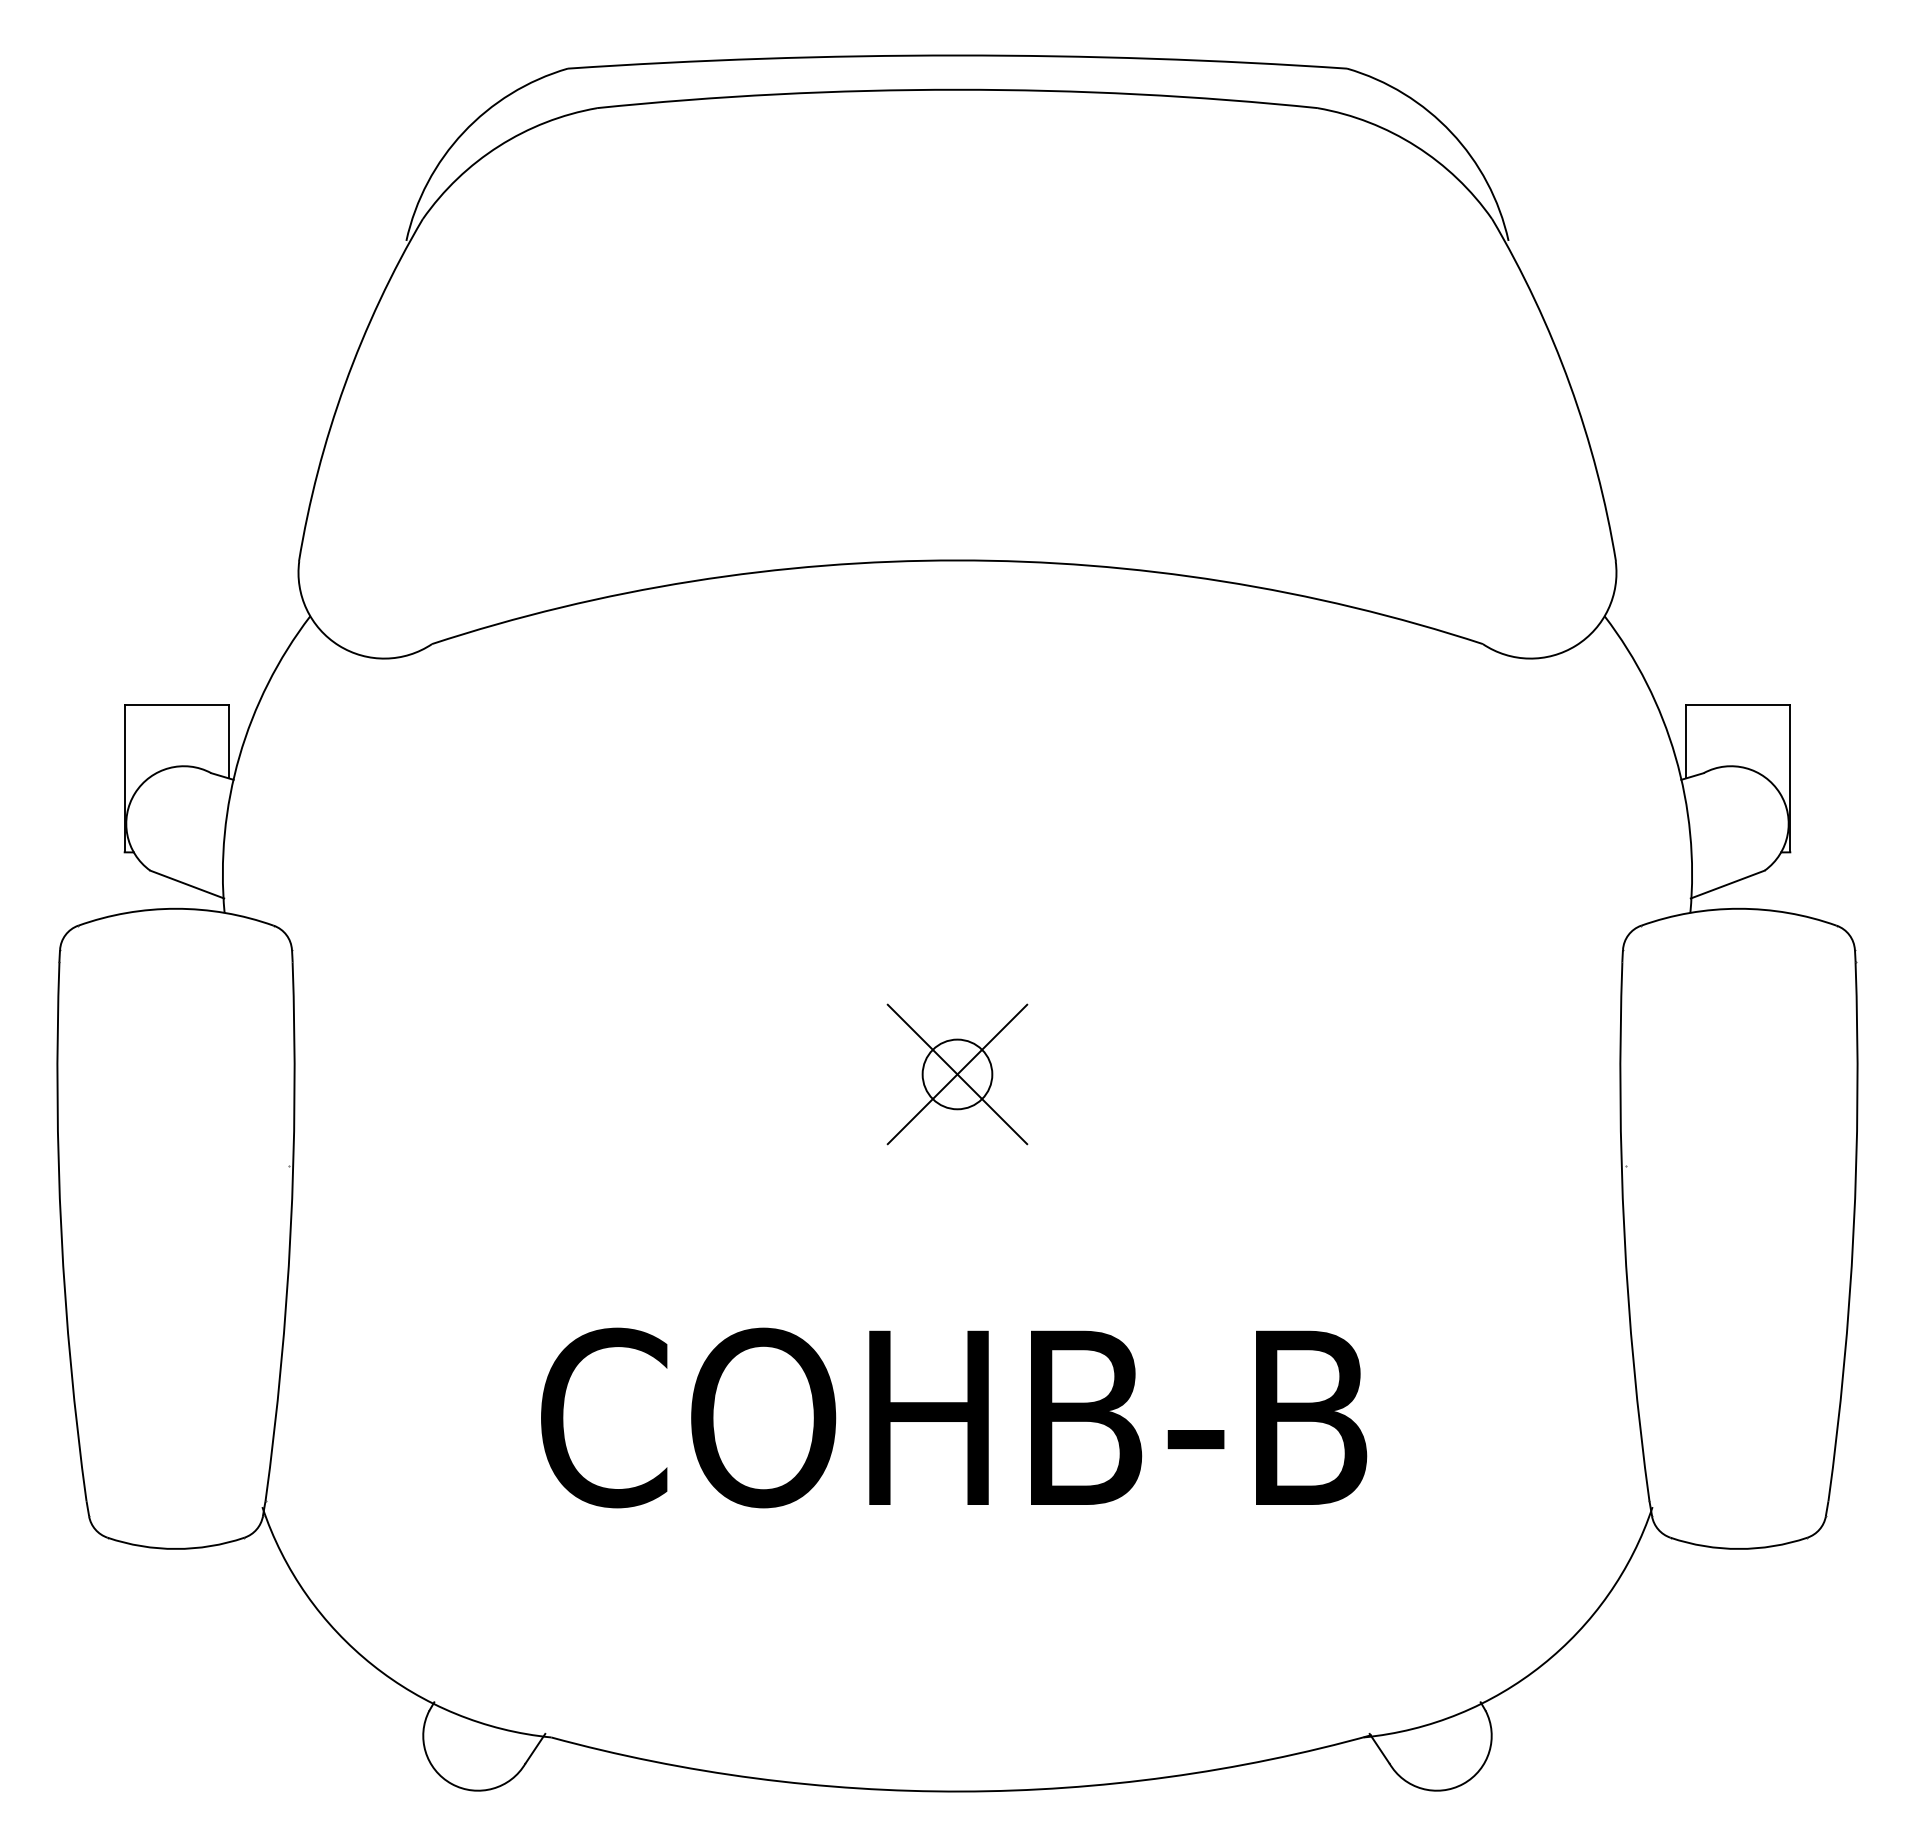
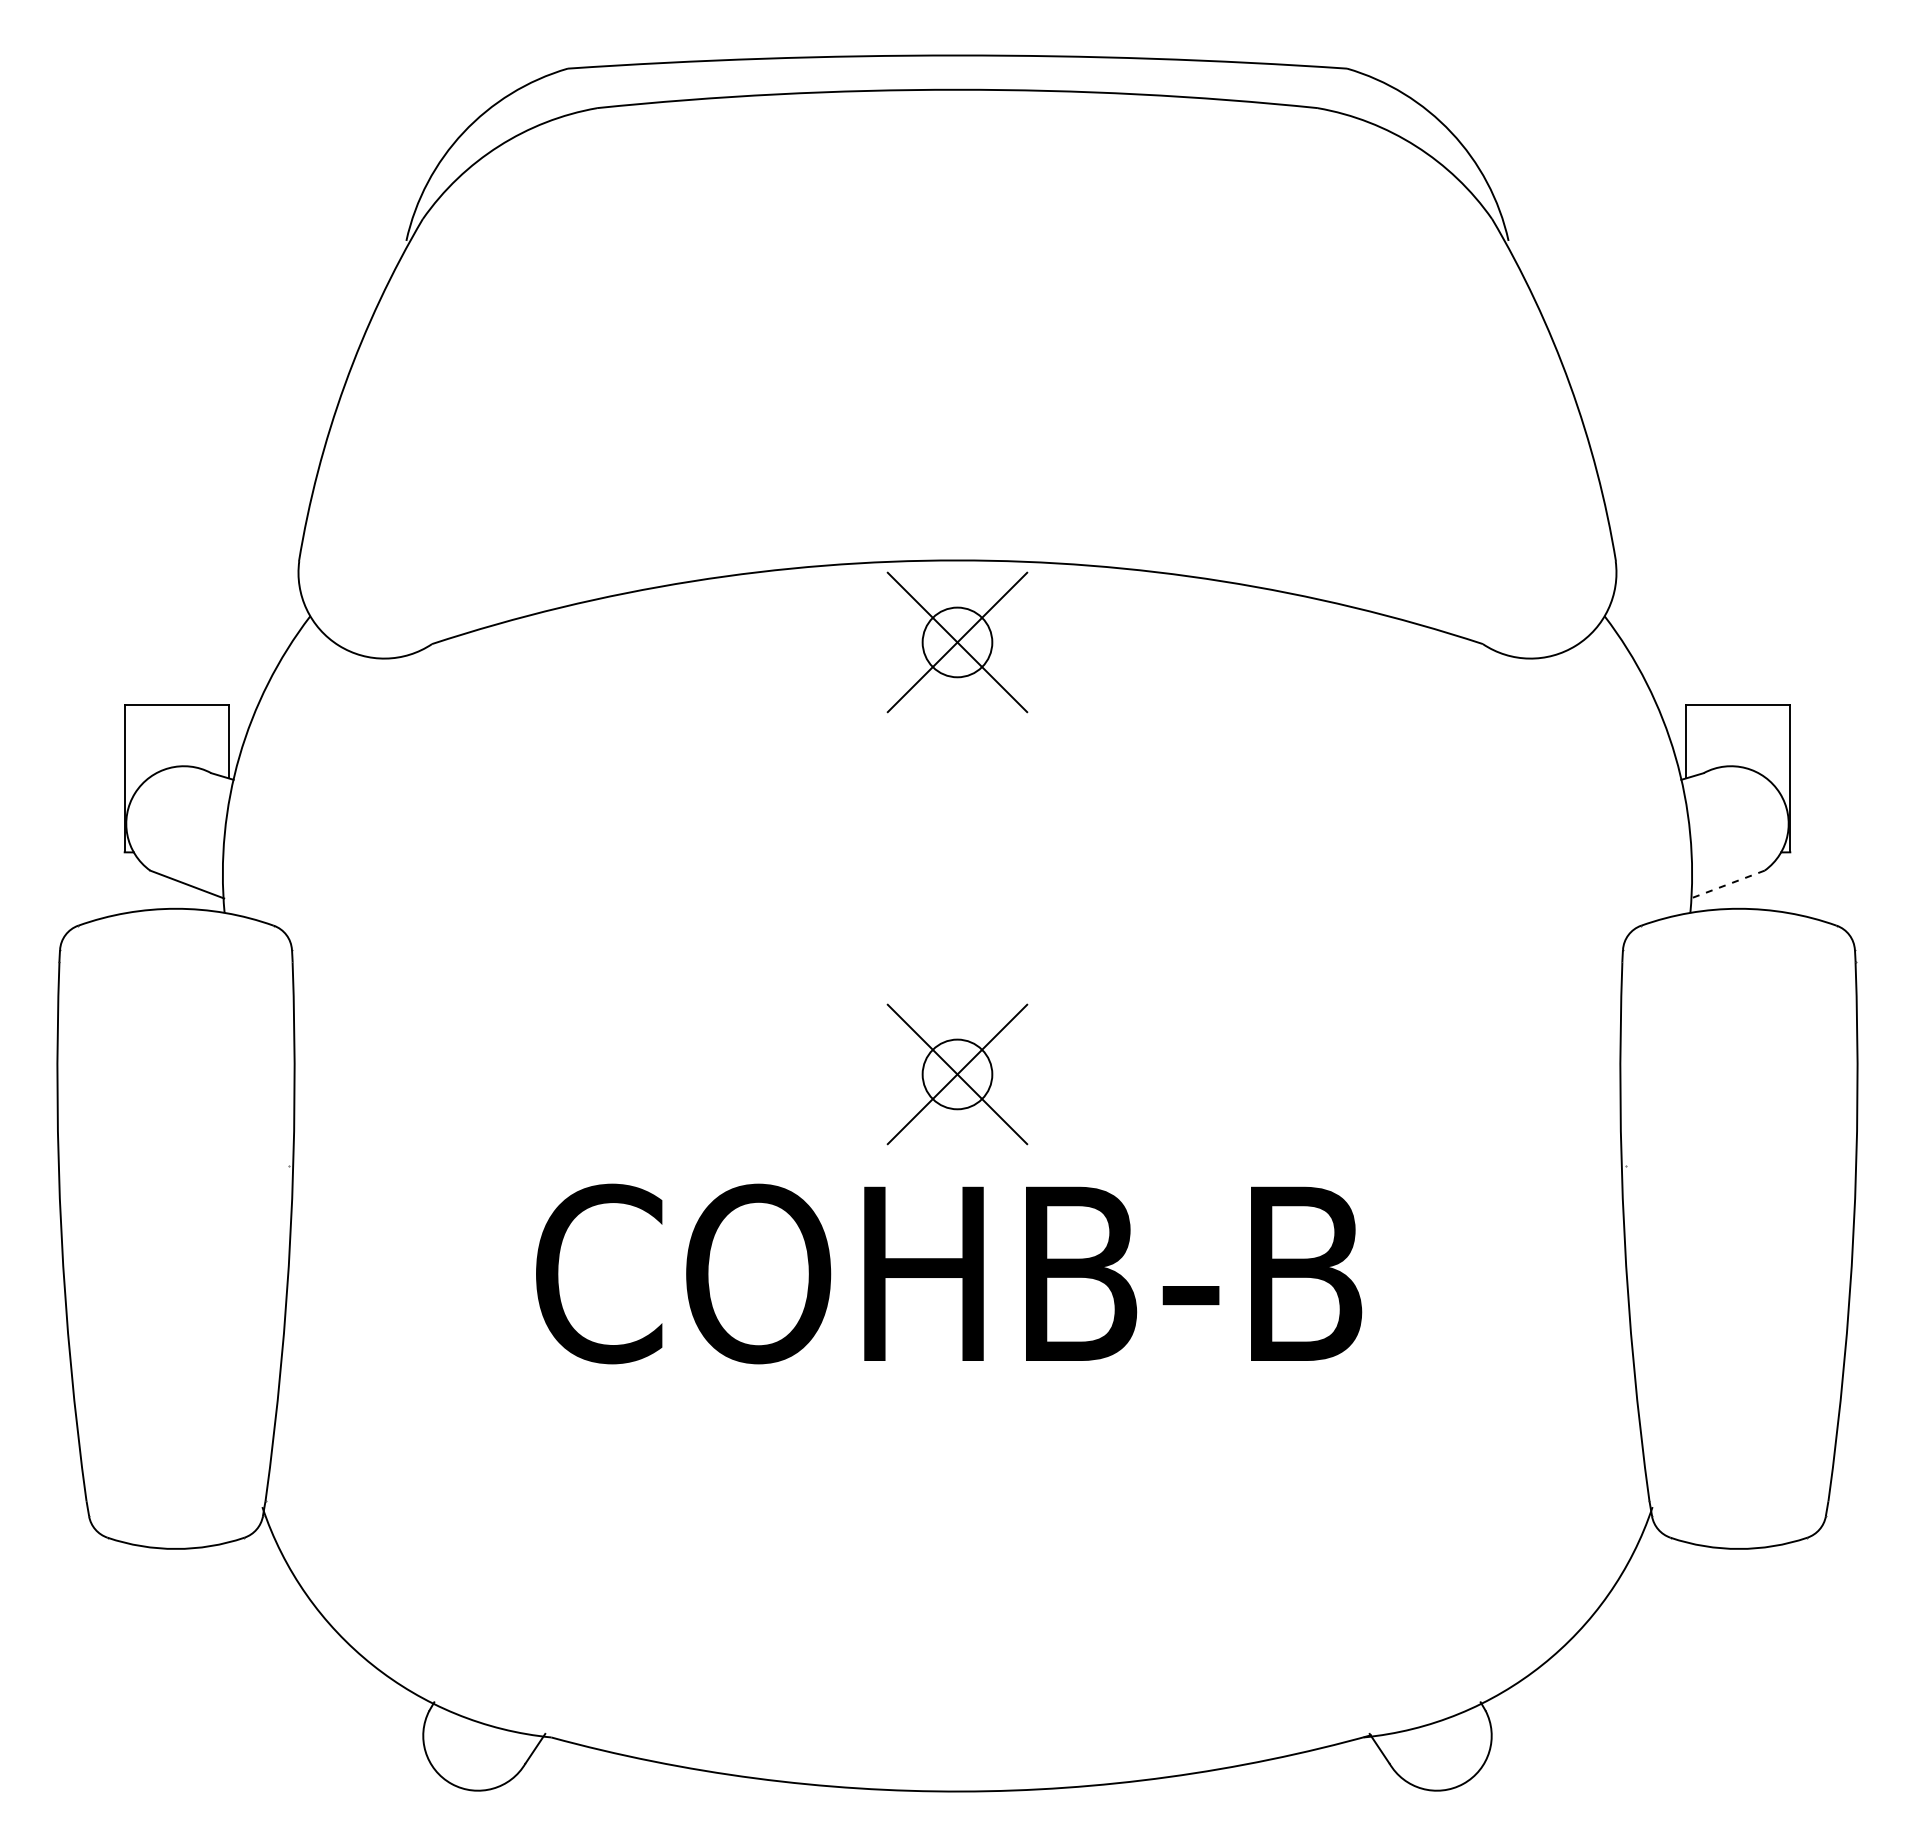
part: none -> present (957, 642)
line: solid -> dashed (1727, 884)
text position: (954, 1417) -> (949, 1273) (949, 1273)
